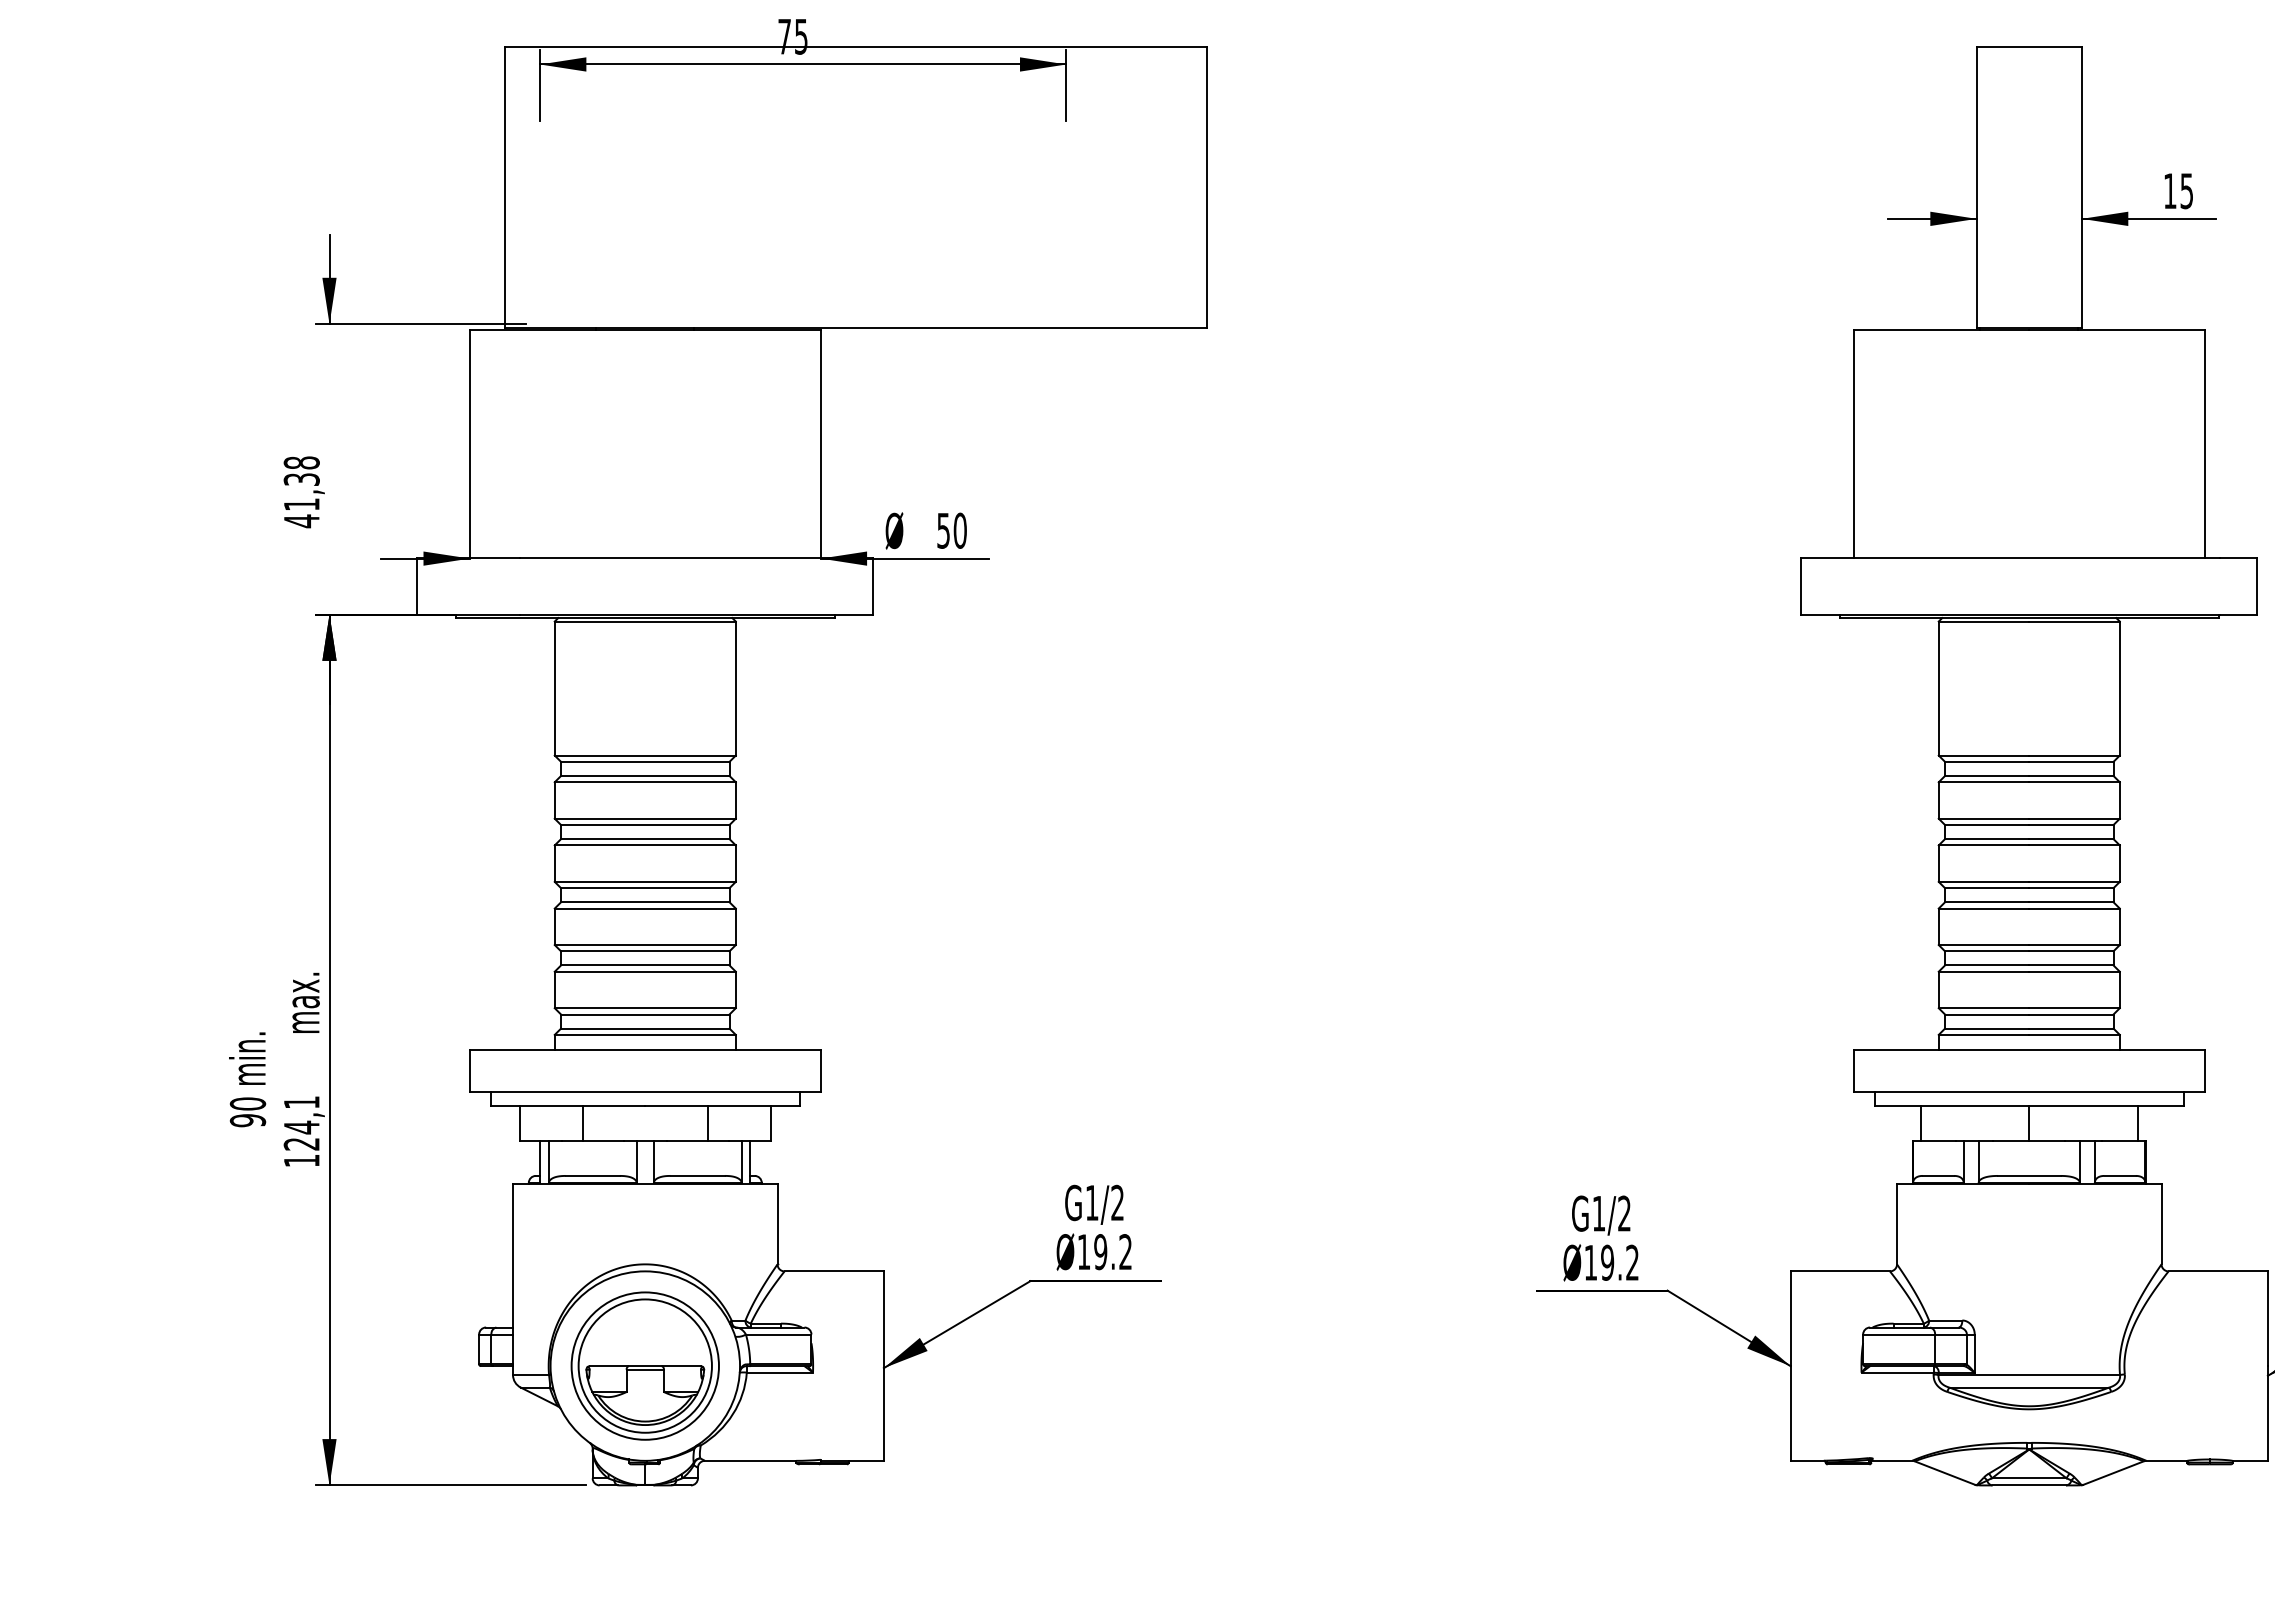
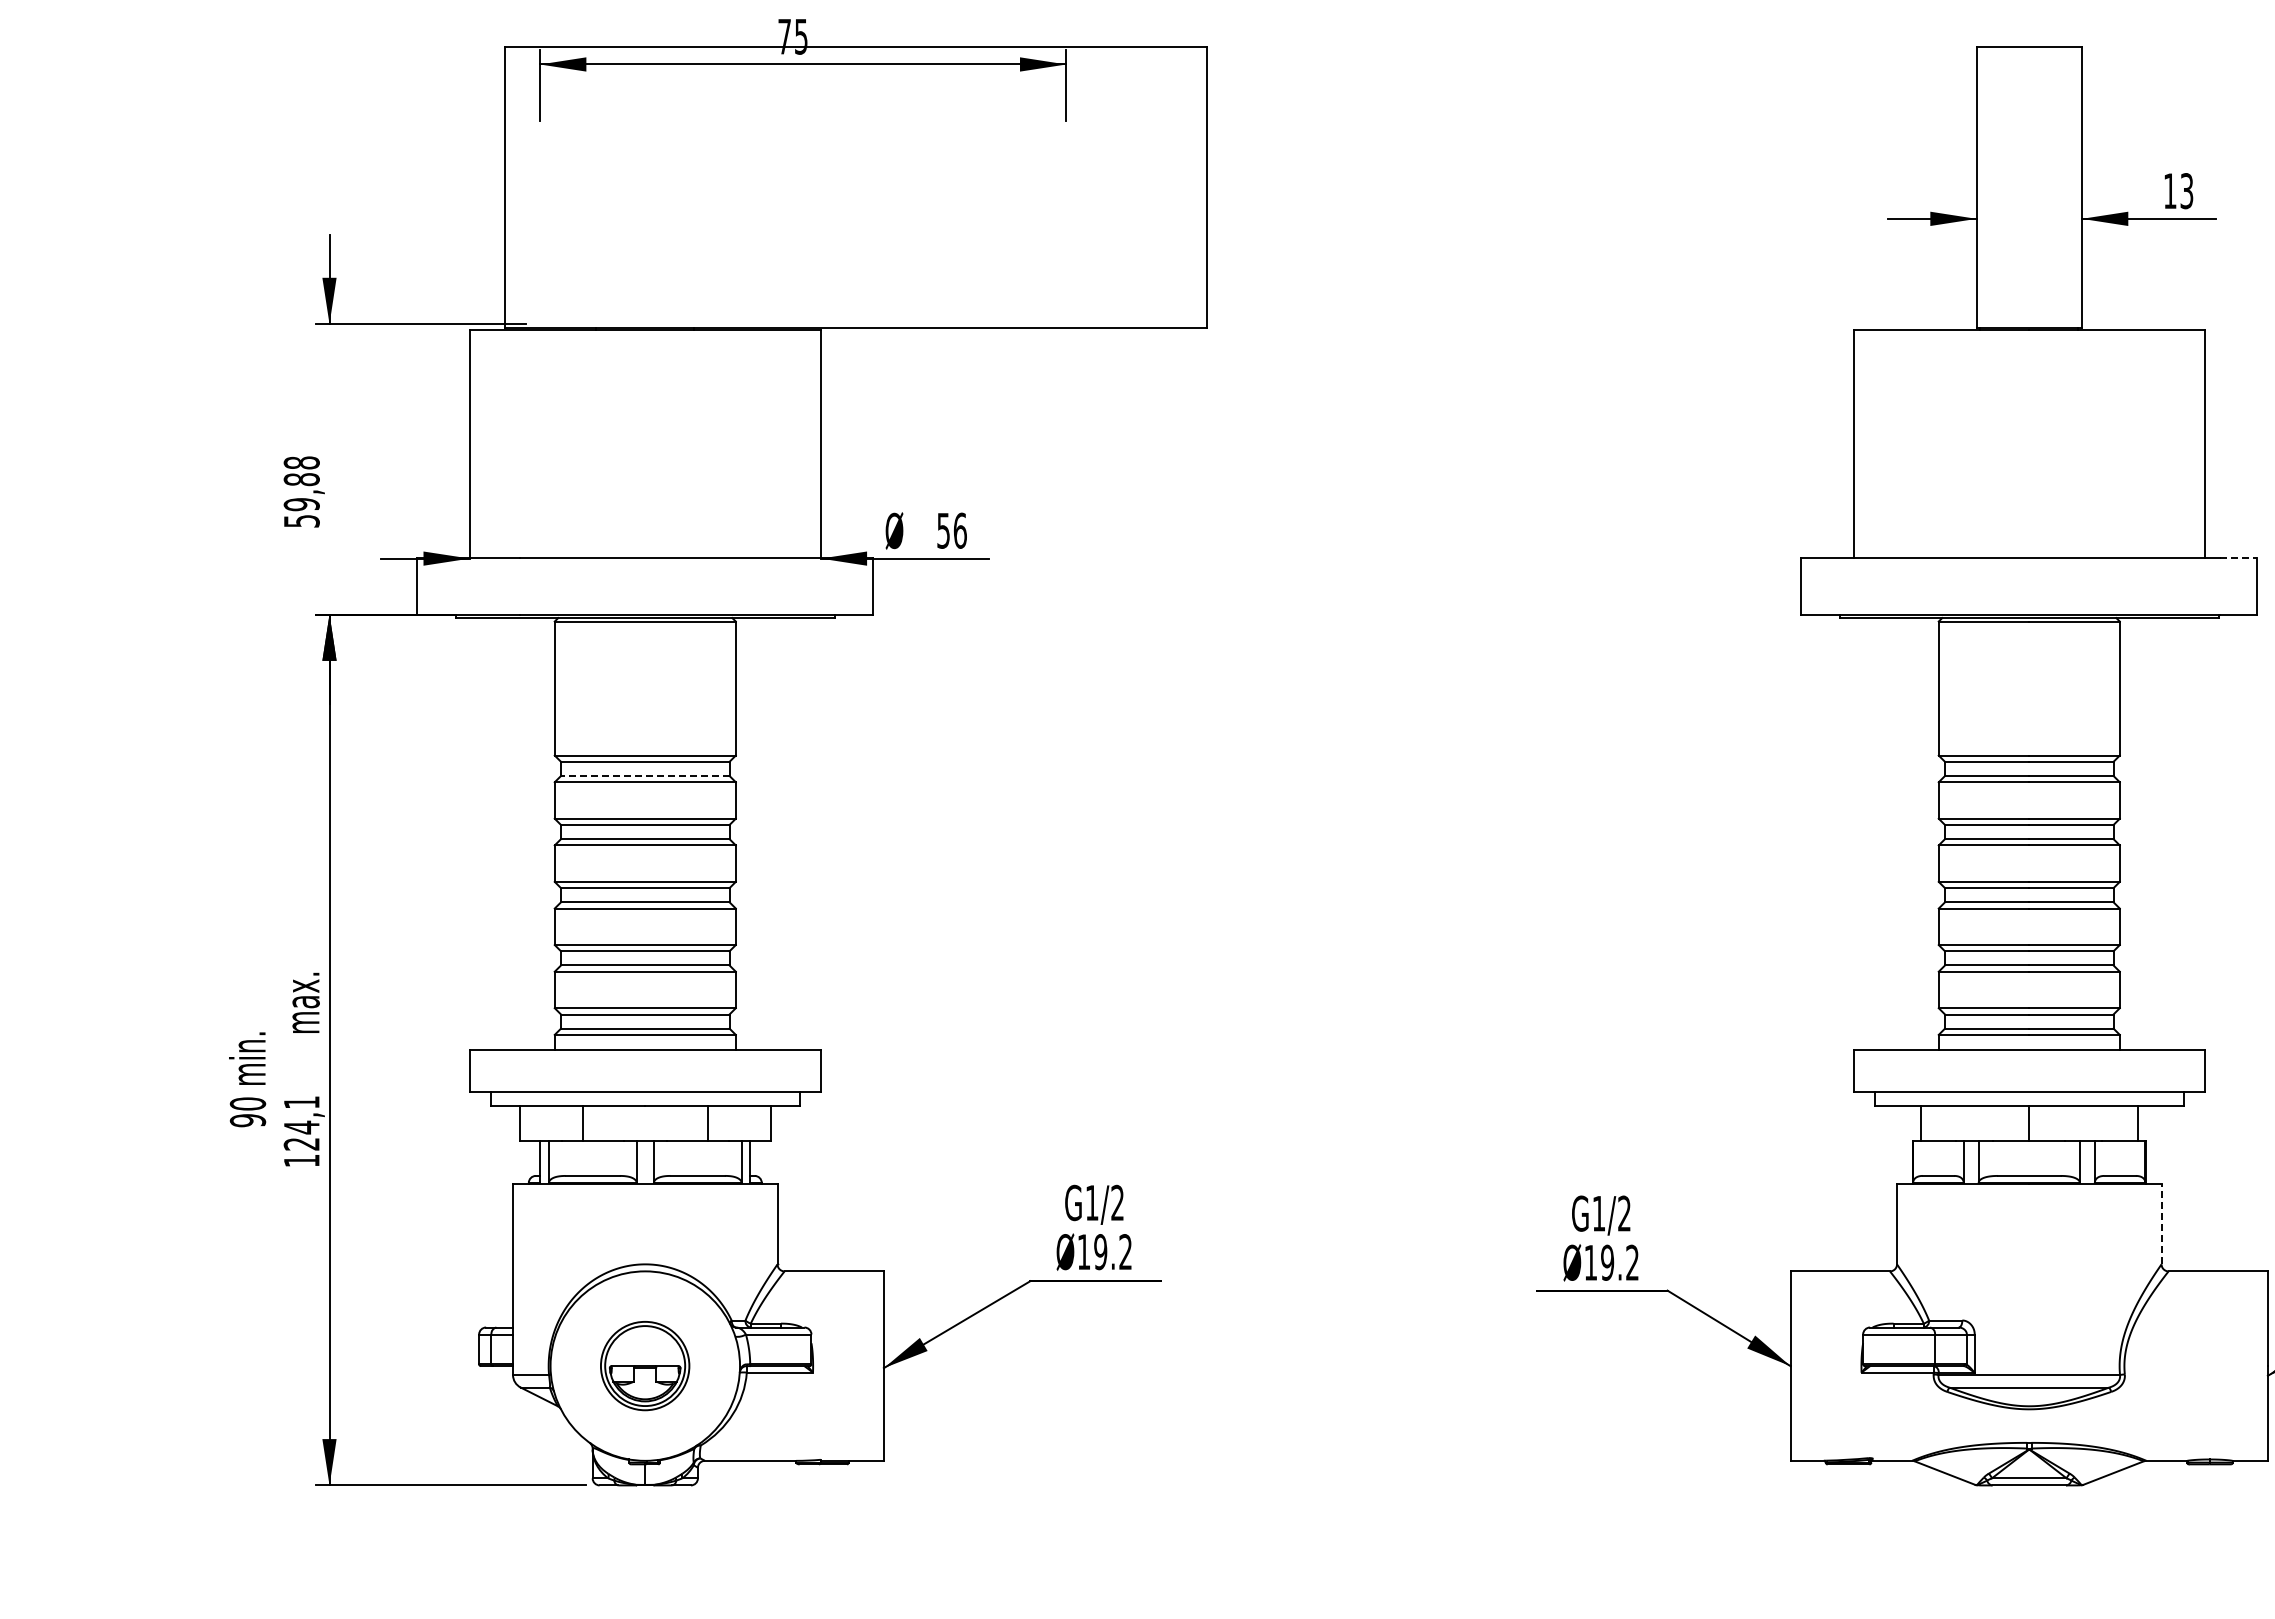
text: 15 -> 13 (2187, 190)
text: 41,38 -> 59,88 (301, 500)
text: 50 -> 56 (959, 530)
line: solid -> dashed (2238, 558)
line: solid -> dashed (644, 775)
line: solid -> dashed (2161, 1223)
part size: 150x150 px -> 91x91 px (645, 1366)
